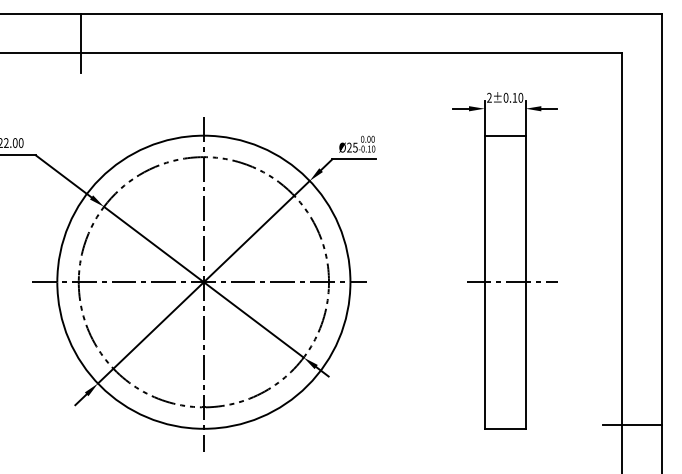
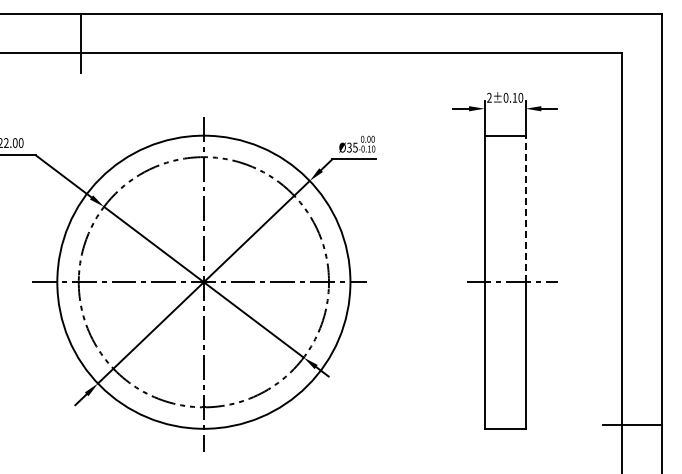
text: Ø25 -> Ø35 (349, 147)
line: solid -> dashed (525, 208)
